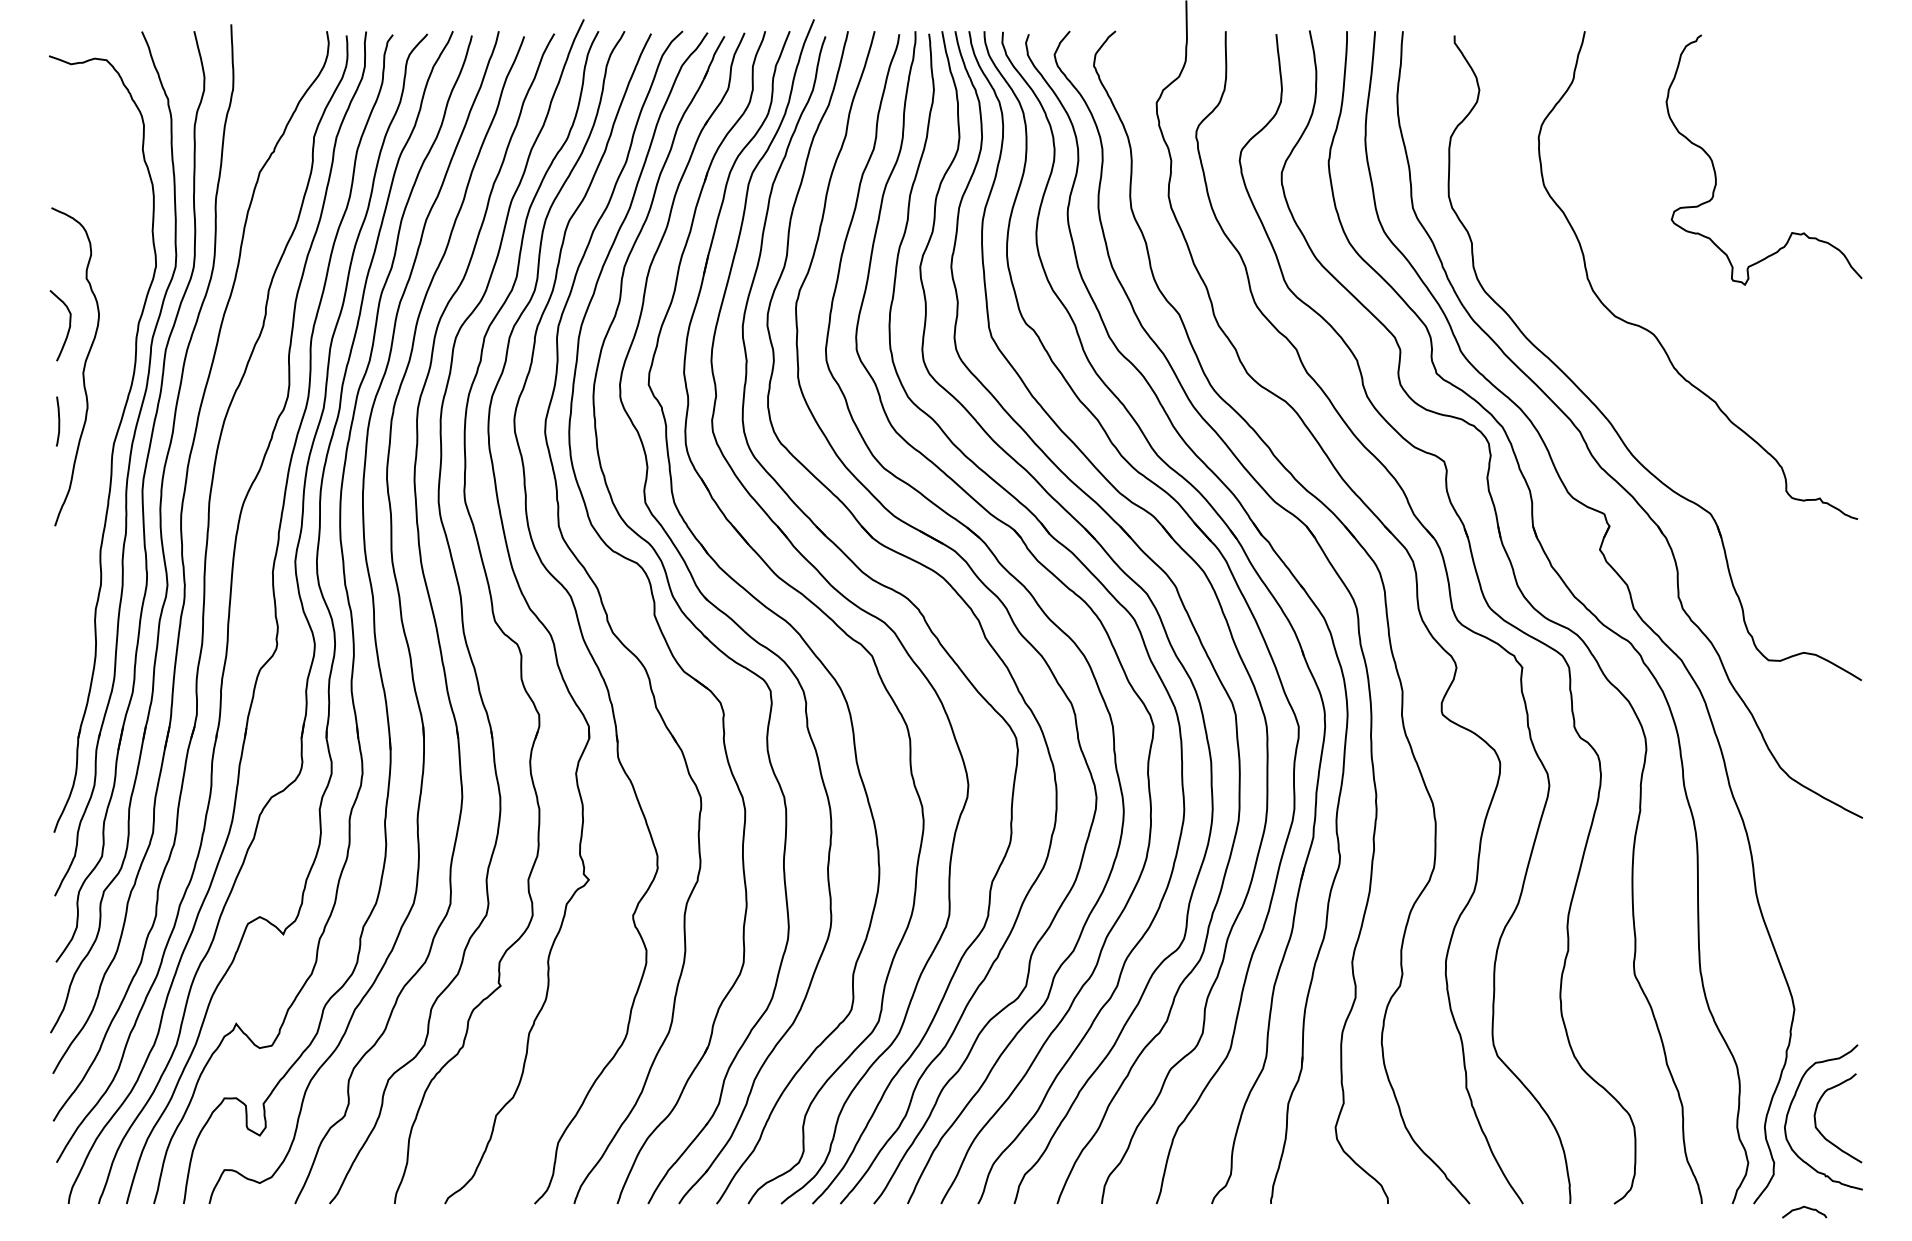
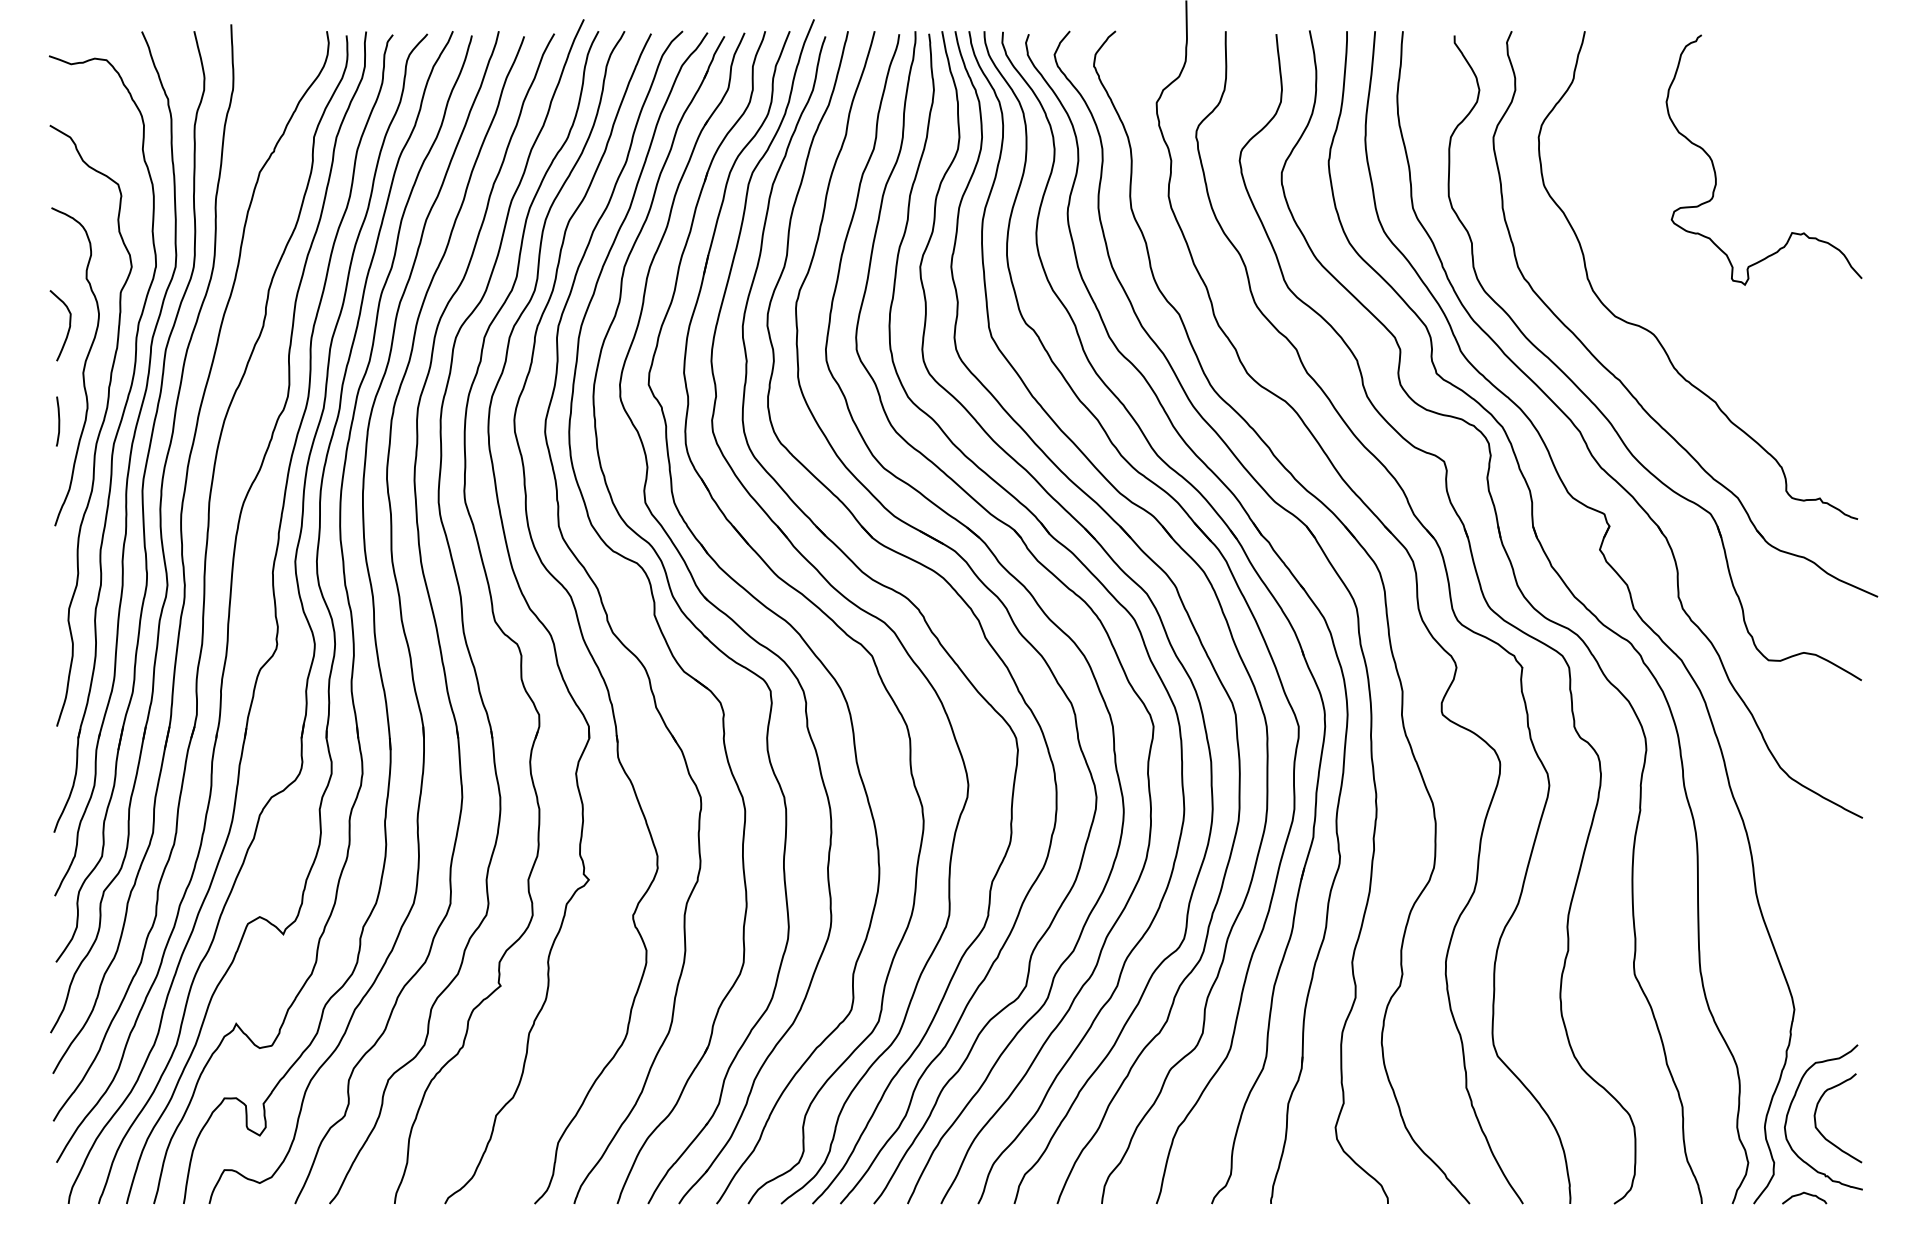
part: none -> present (1620, 379)
curve: none -> present (99, 429)
curve position: (1805, 1208) -> (1805, 1194) (1805, 1194)
